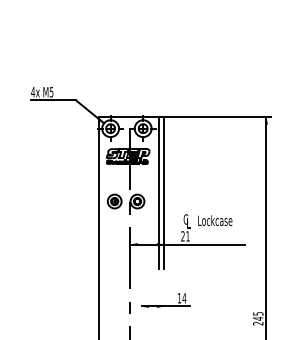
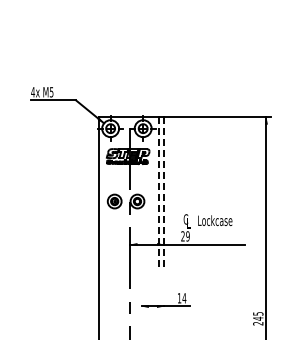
line: solid -> dashed (158, 193)
line: solid -> dashed (164, 193)
text: 21 -> 29 (187, 236)
